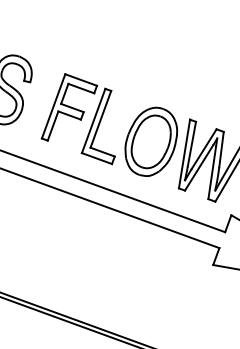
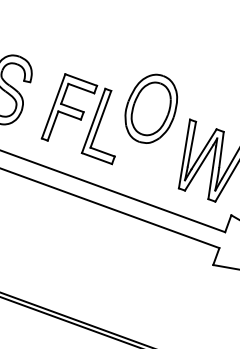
part position: (151, 141) -> (151, 108) (151, 108)
